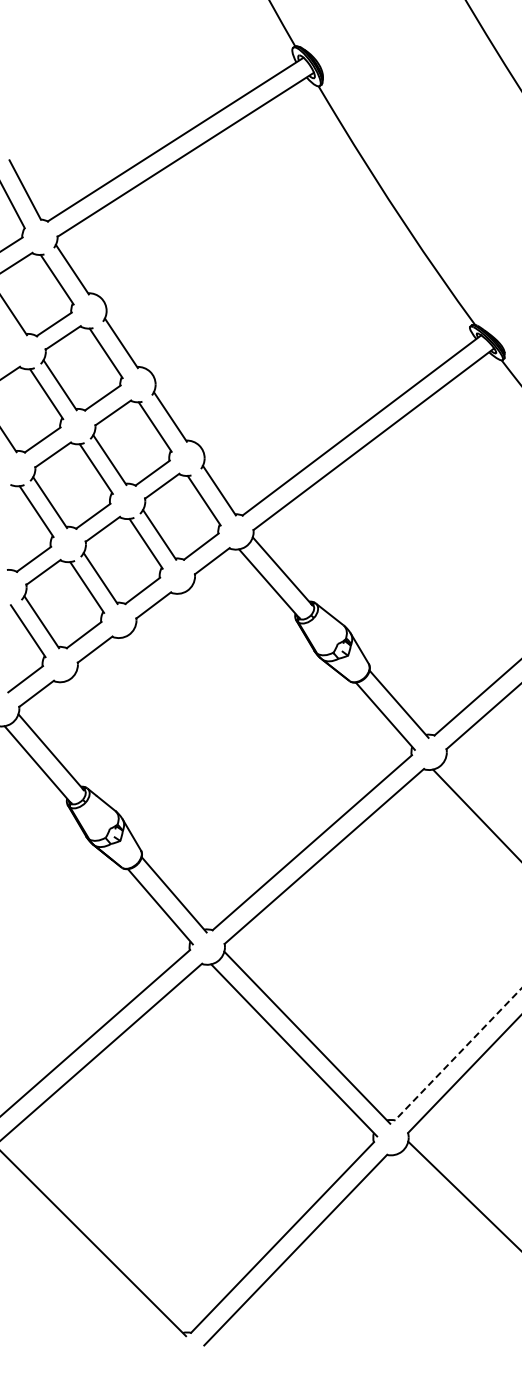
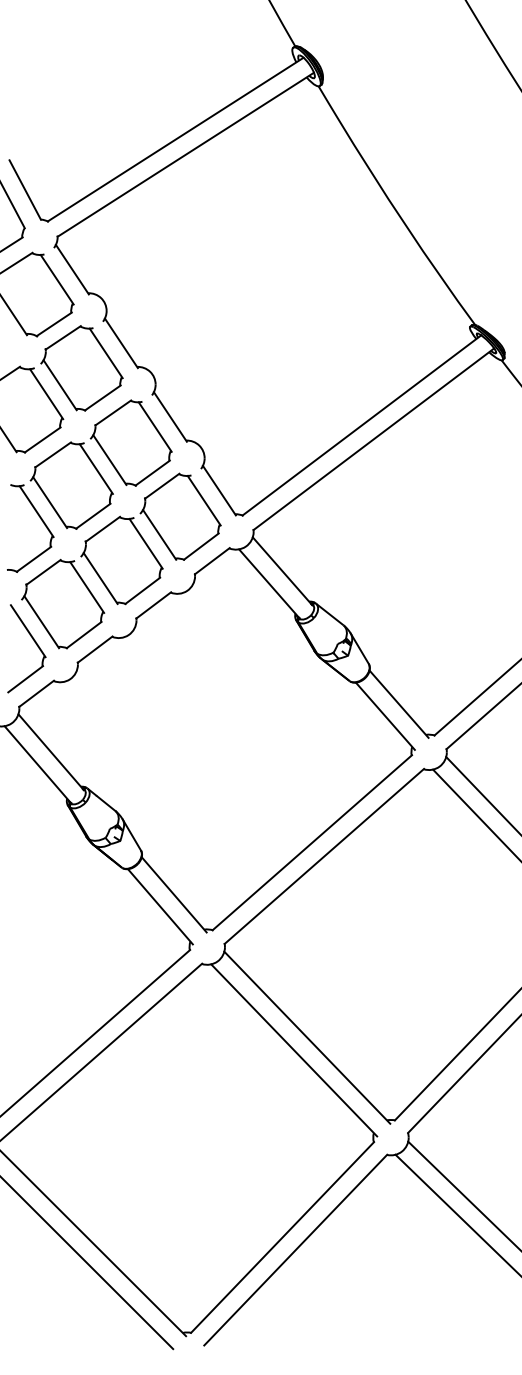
line: none -> present (482, 794)
line: dashed -> solid (458, 1054)
line: none -> present (456, 1214)
line: none -> present (87, 1263)
